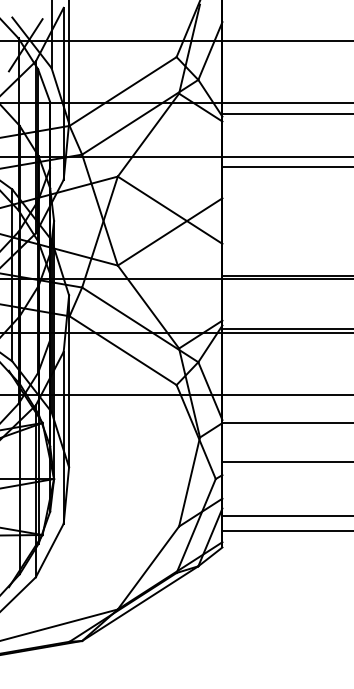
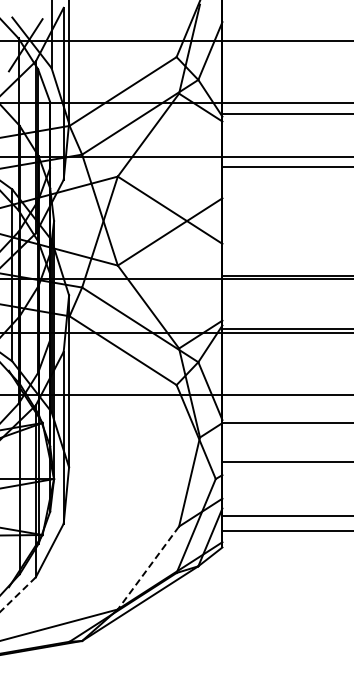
line: solid -> dashed (148, 568)
line: solid -> dashed (17, 594)
